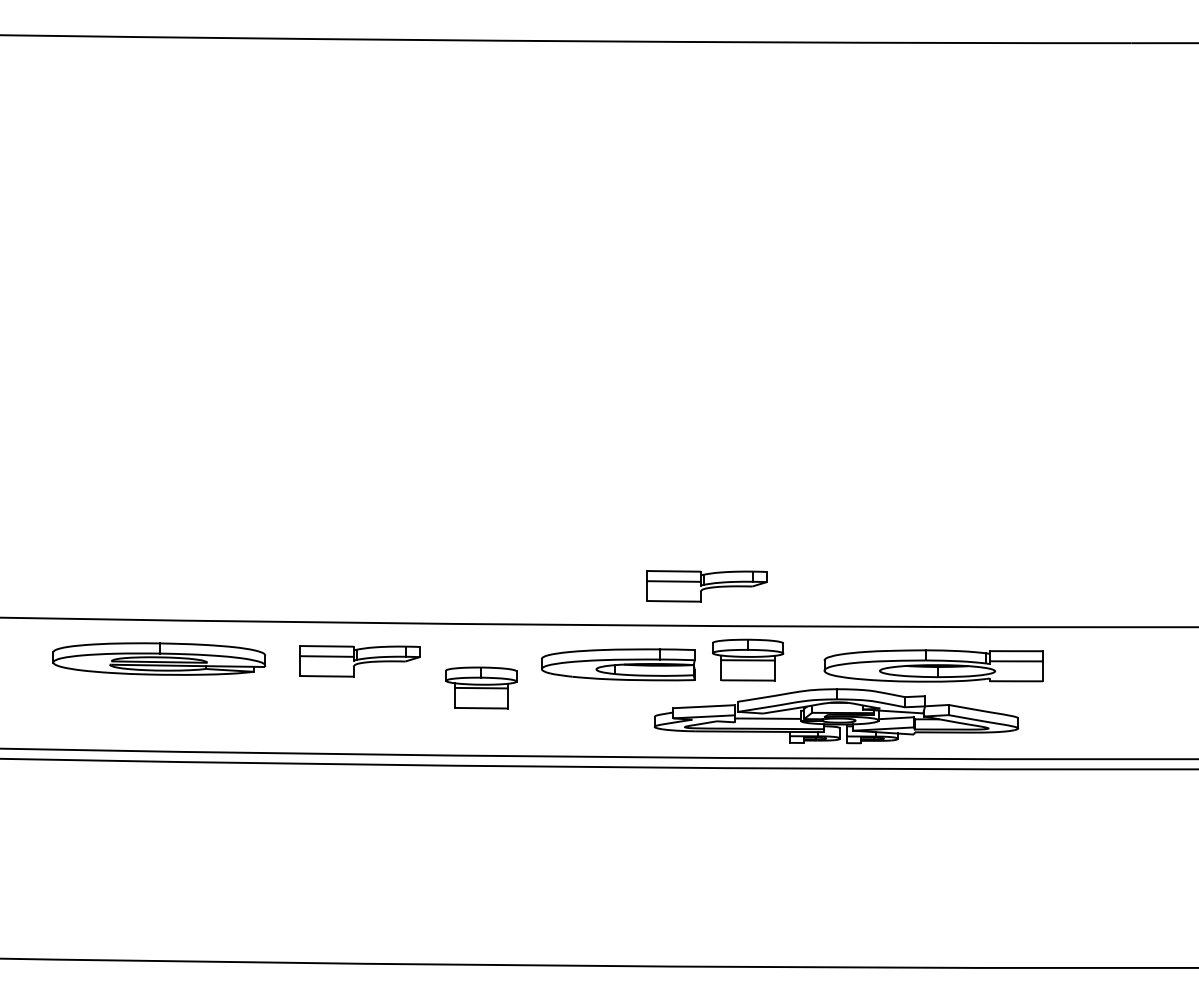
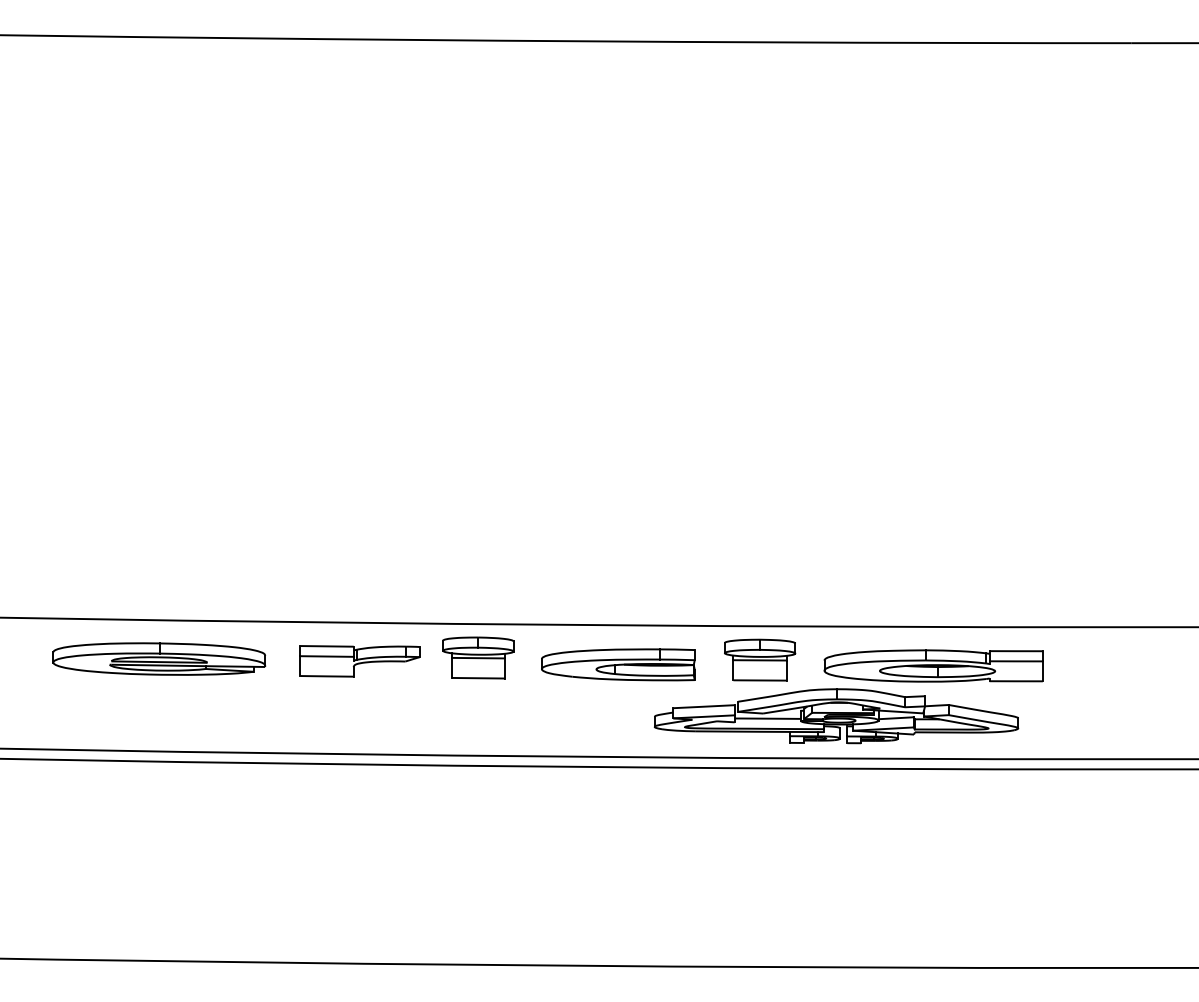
part: present -> none (706, 586)
part position: (748, 659) -> (760, 659) (760, 659)
part position: (481, 687) -> (478, 657) (478, 657)
